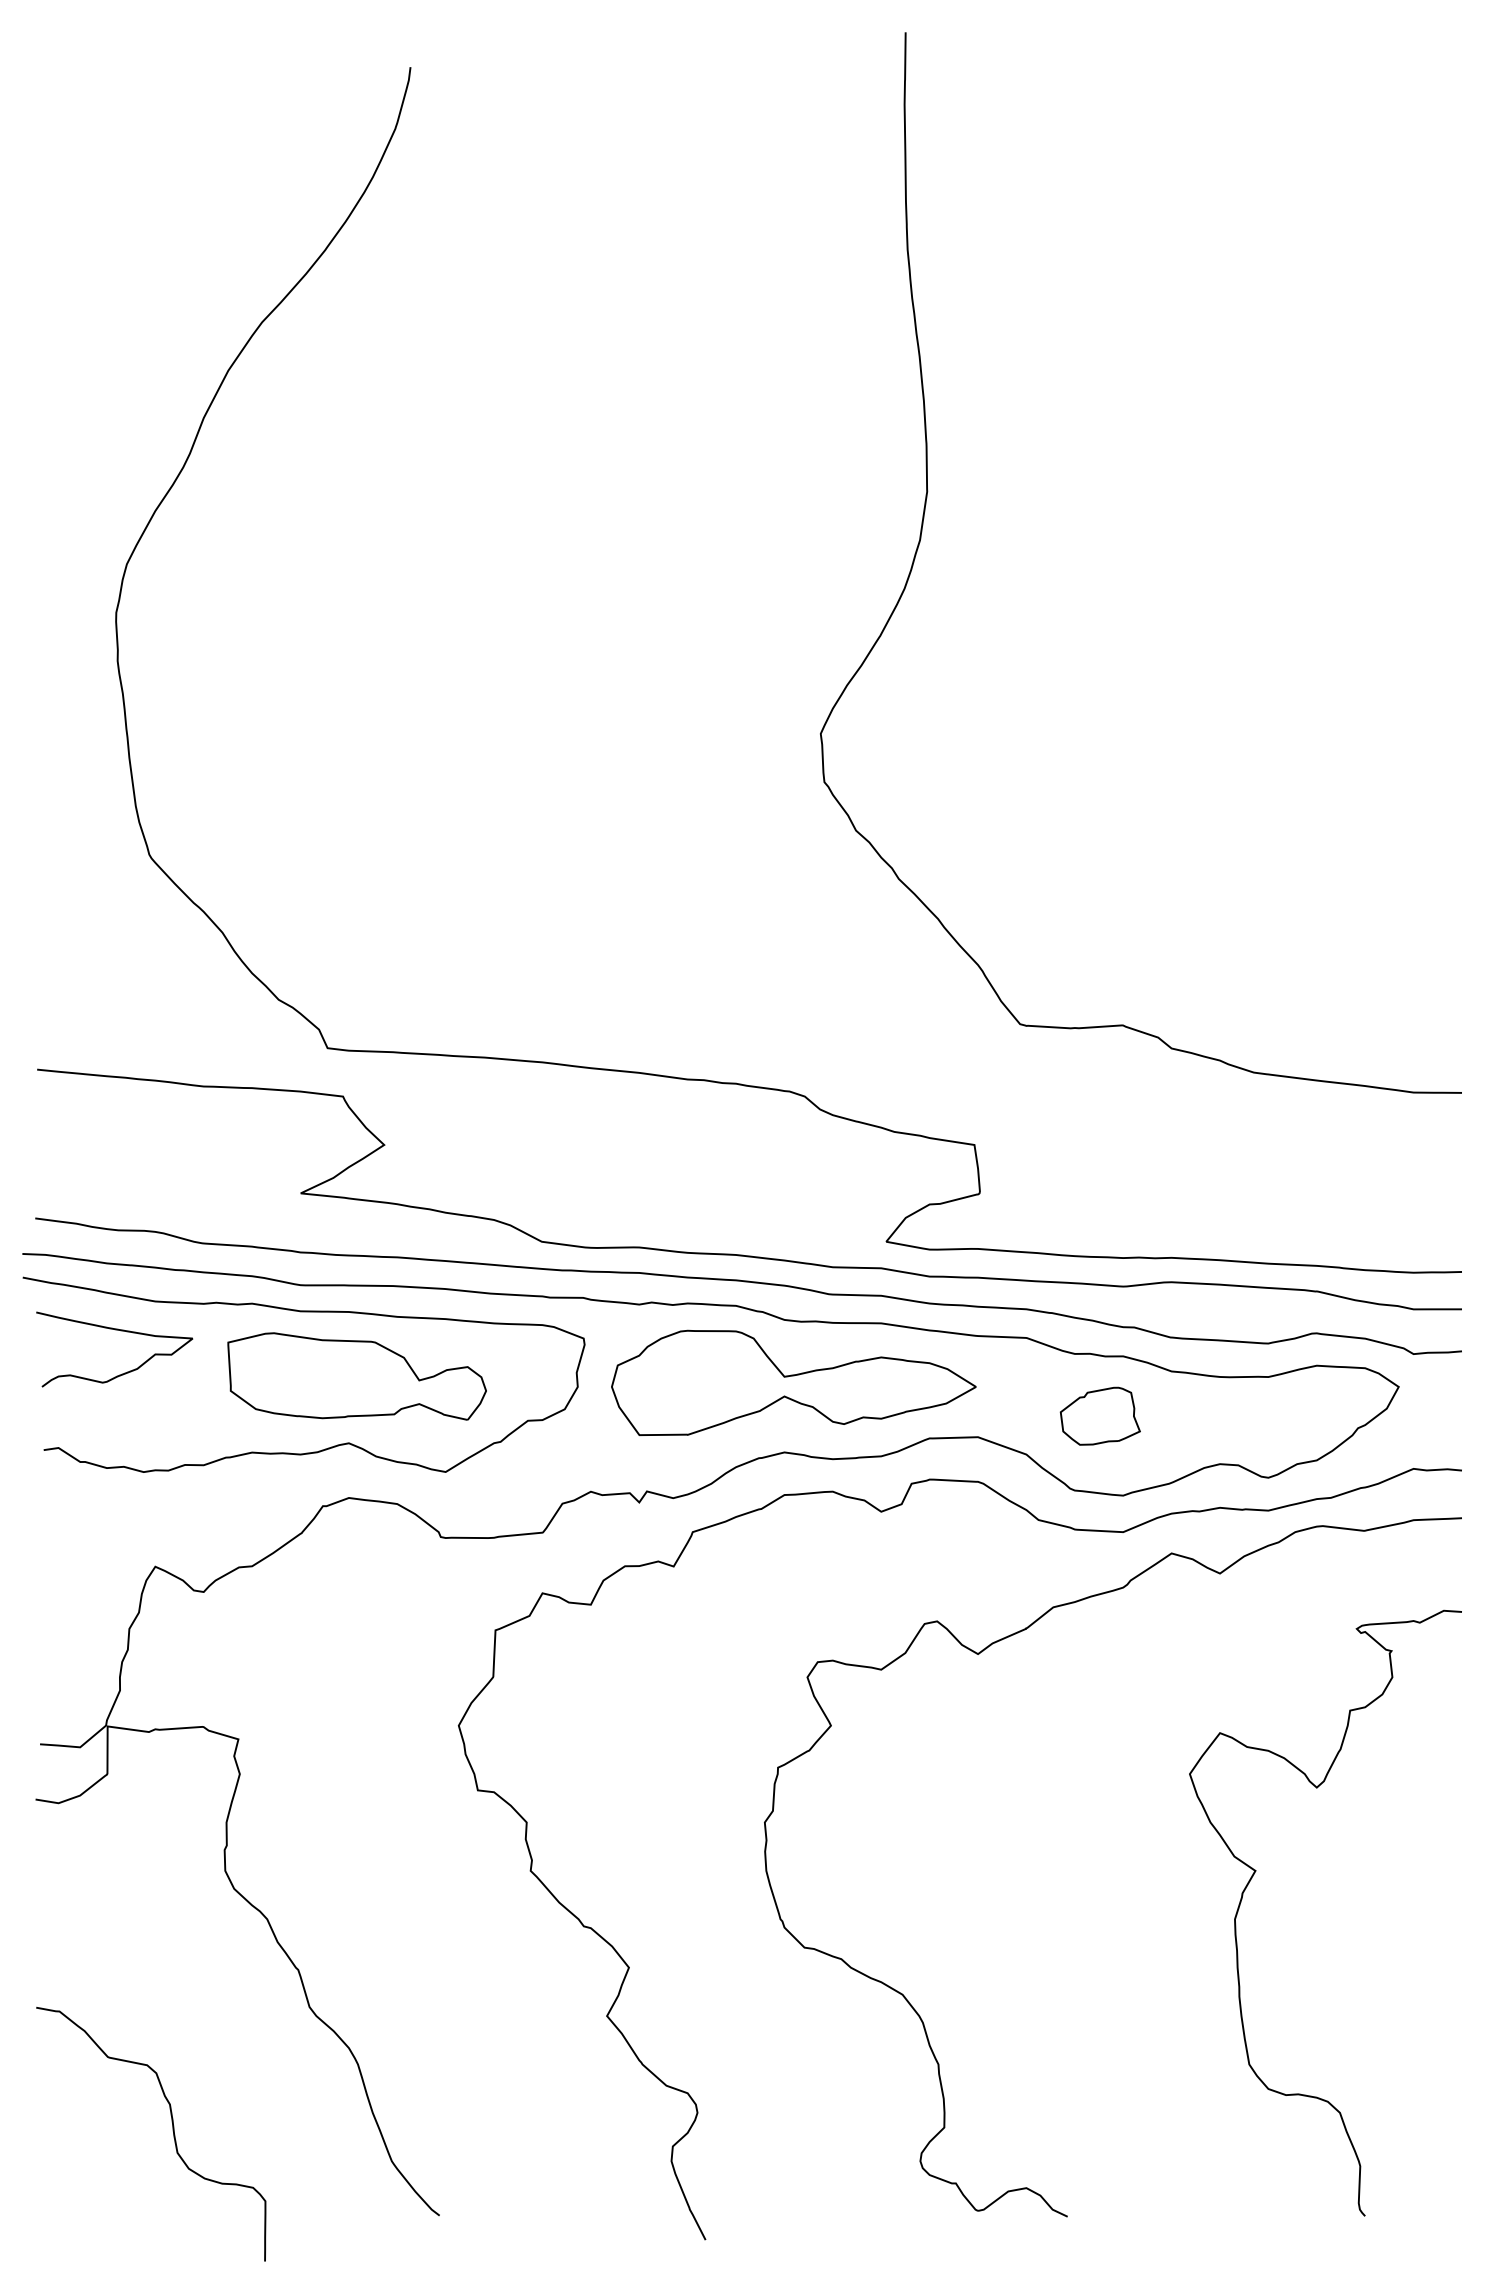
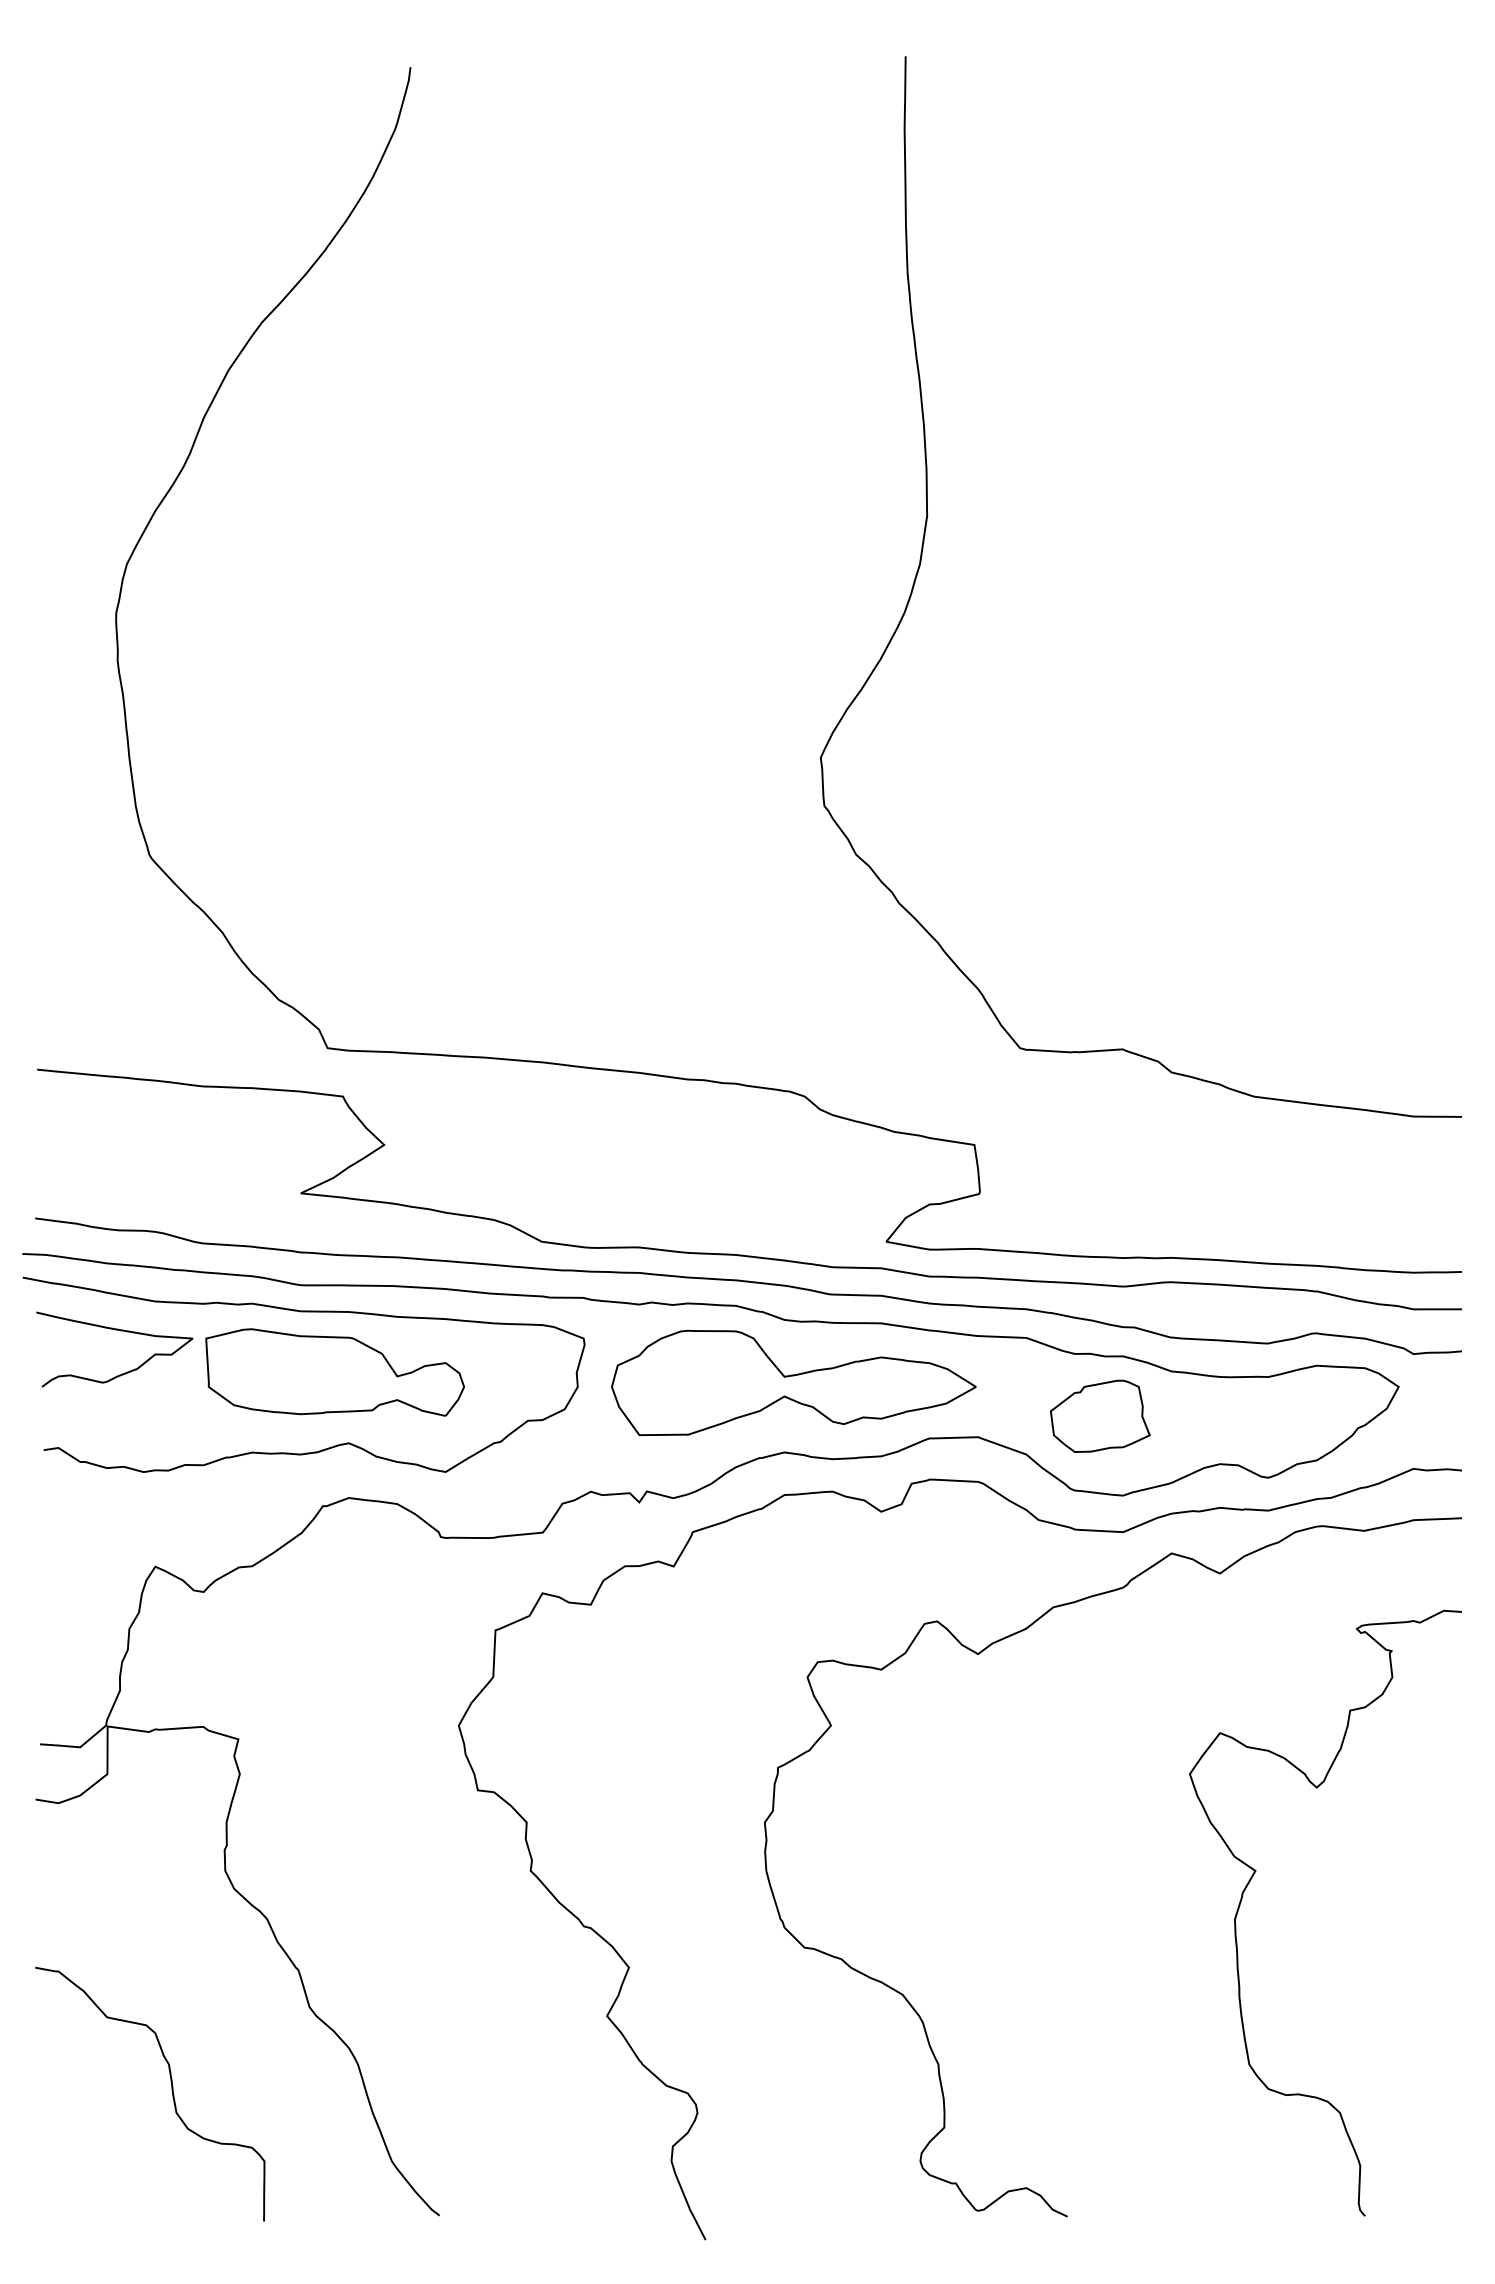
curve position: (922, 532) -> (922, 556) (922, 556)
part position: (356, 1376) -> (334, 1372) (334, 1372)
part size: 82x60 px -> 101x74 px (1100, 1415)
curve position: (172, 2131) -> (171, 2091) (171, 2091)
